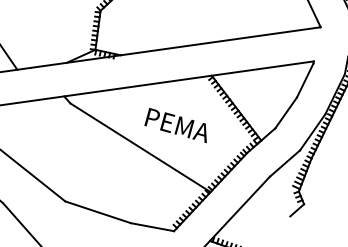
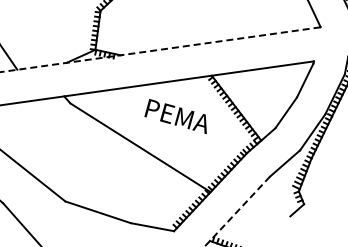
line: solid -> dashed (160, 49)
text position: (175, 125) -> (175, 116) (175, 116)
line: solid -> dashed (237, 211)
